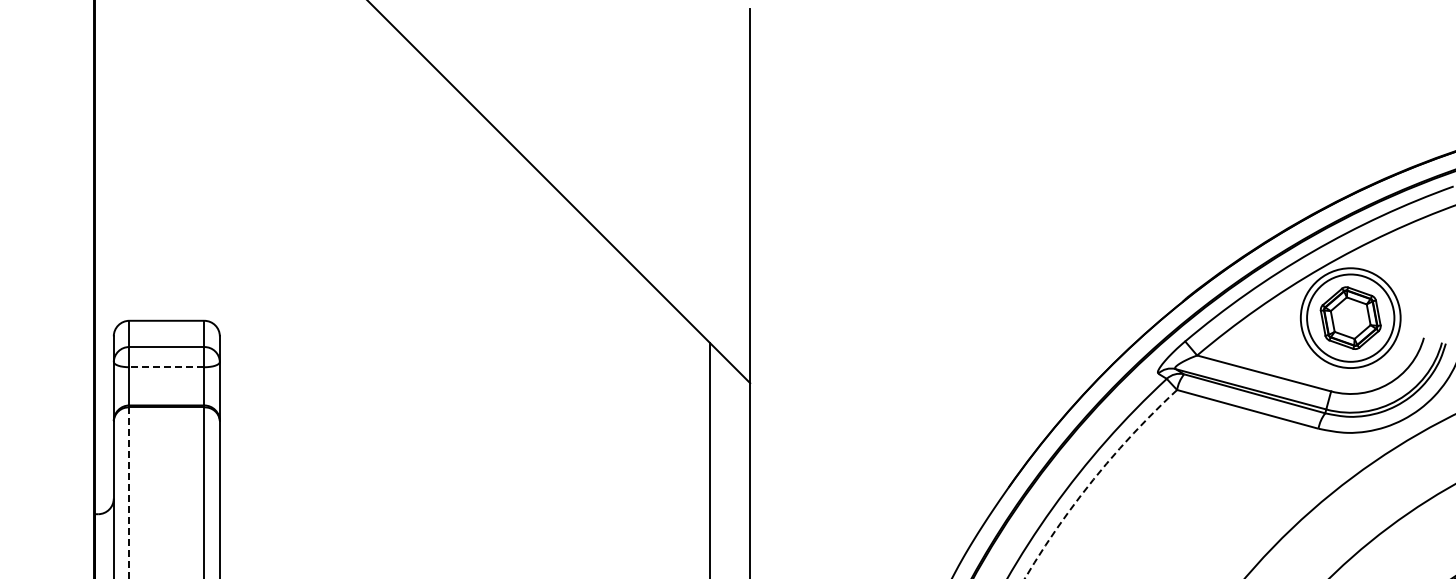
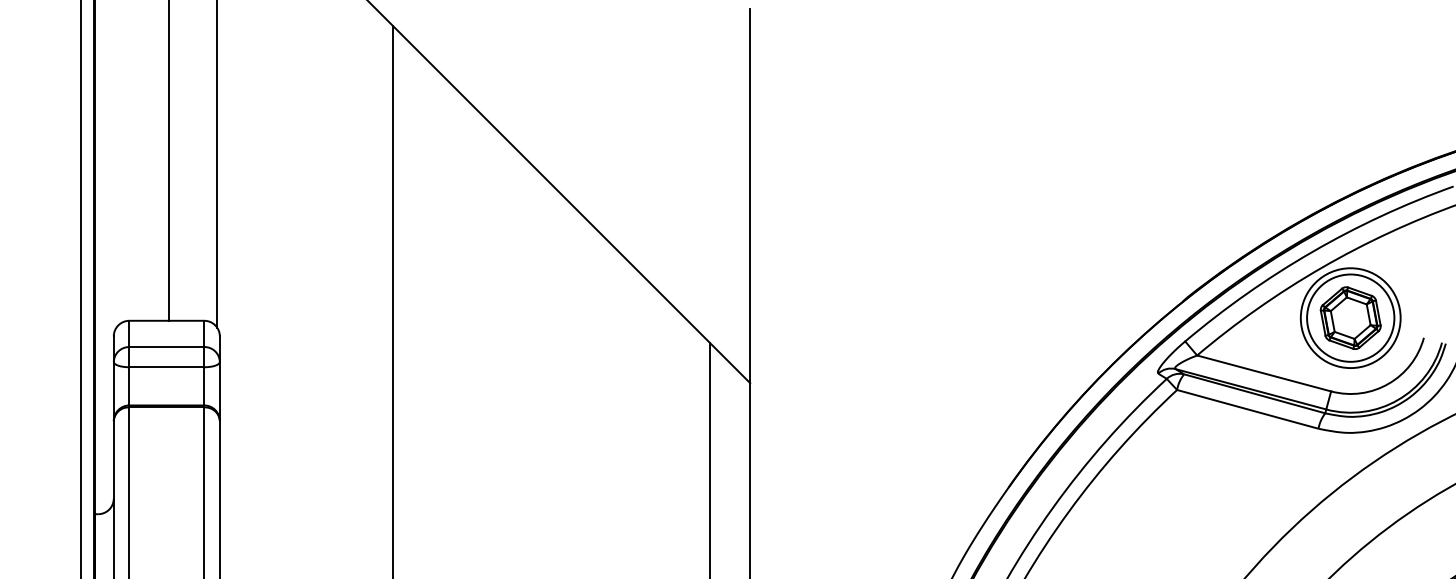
line: none -> present (168, 161)
line: none -> present (217, 164)
line: none -> present (81, 288)
line: none -> present (393, 300)
line: dashed -> solid (166, 367)
arc: dashed -> solid (1093, 479)
line: dashed -> solid (129, 493)
